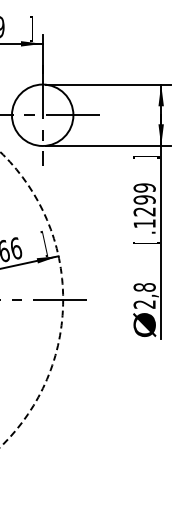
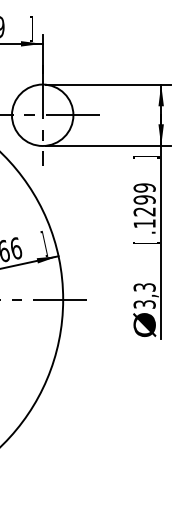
text: 2,8 -> 3,3 (144, 295)
circle: dashed -> solid (31, 299)
